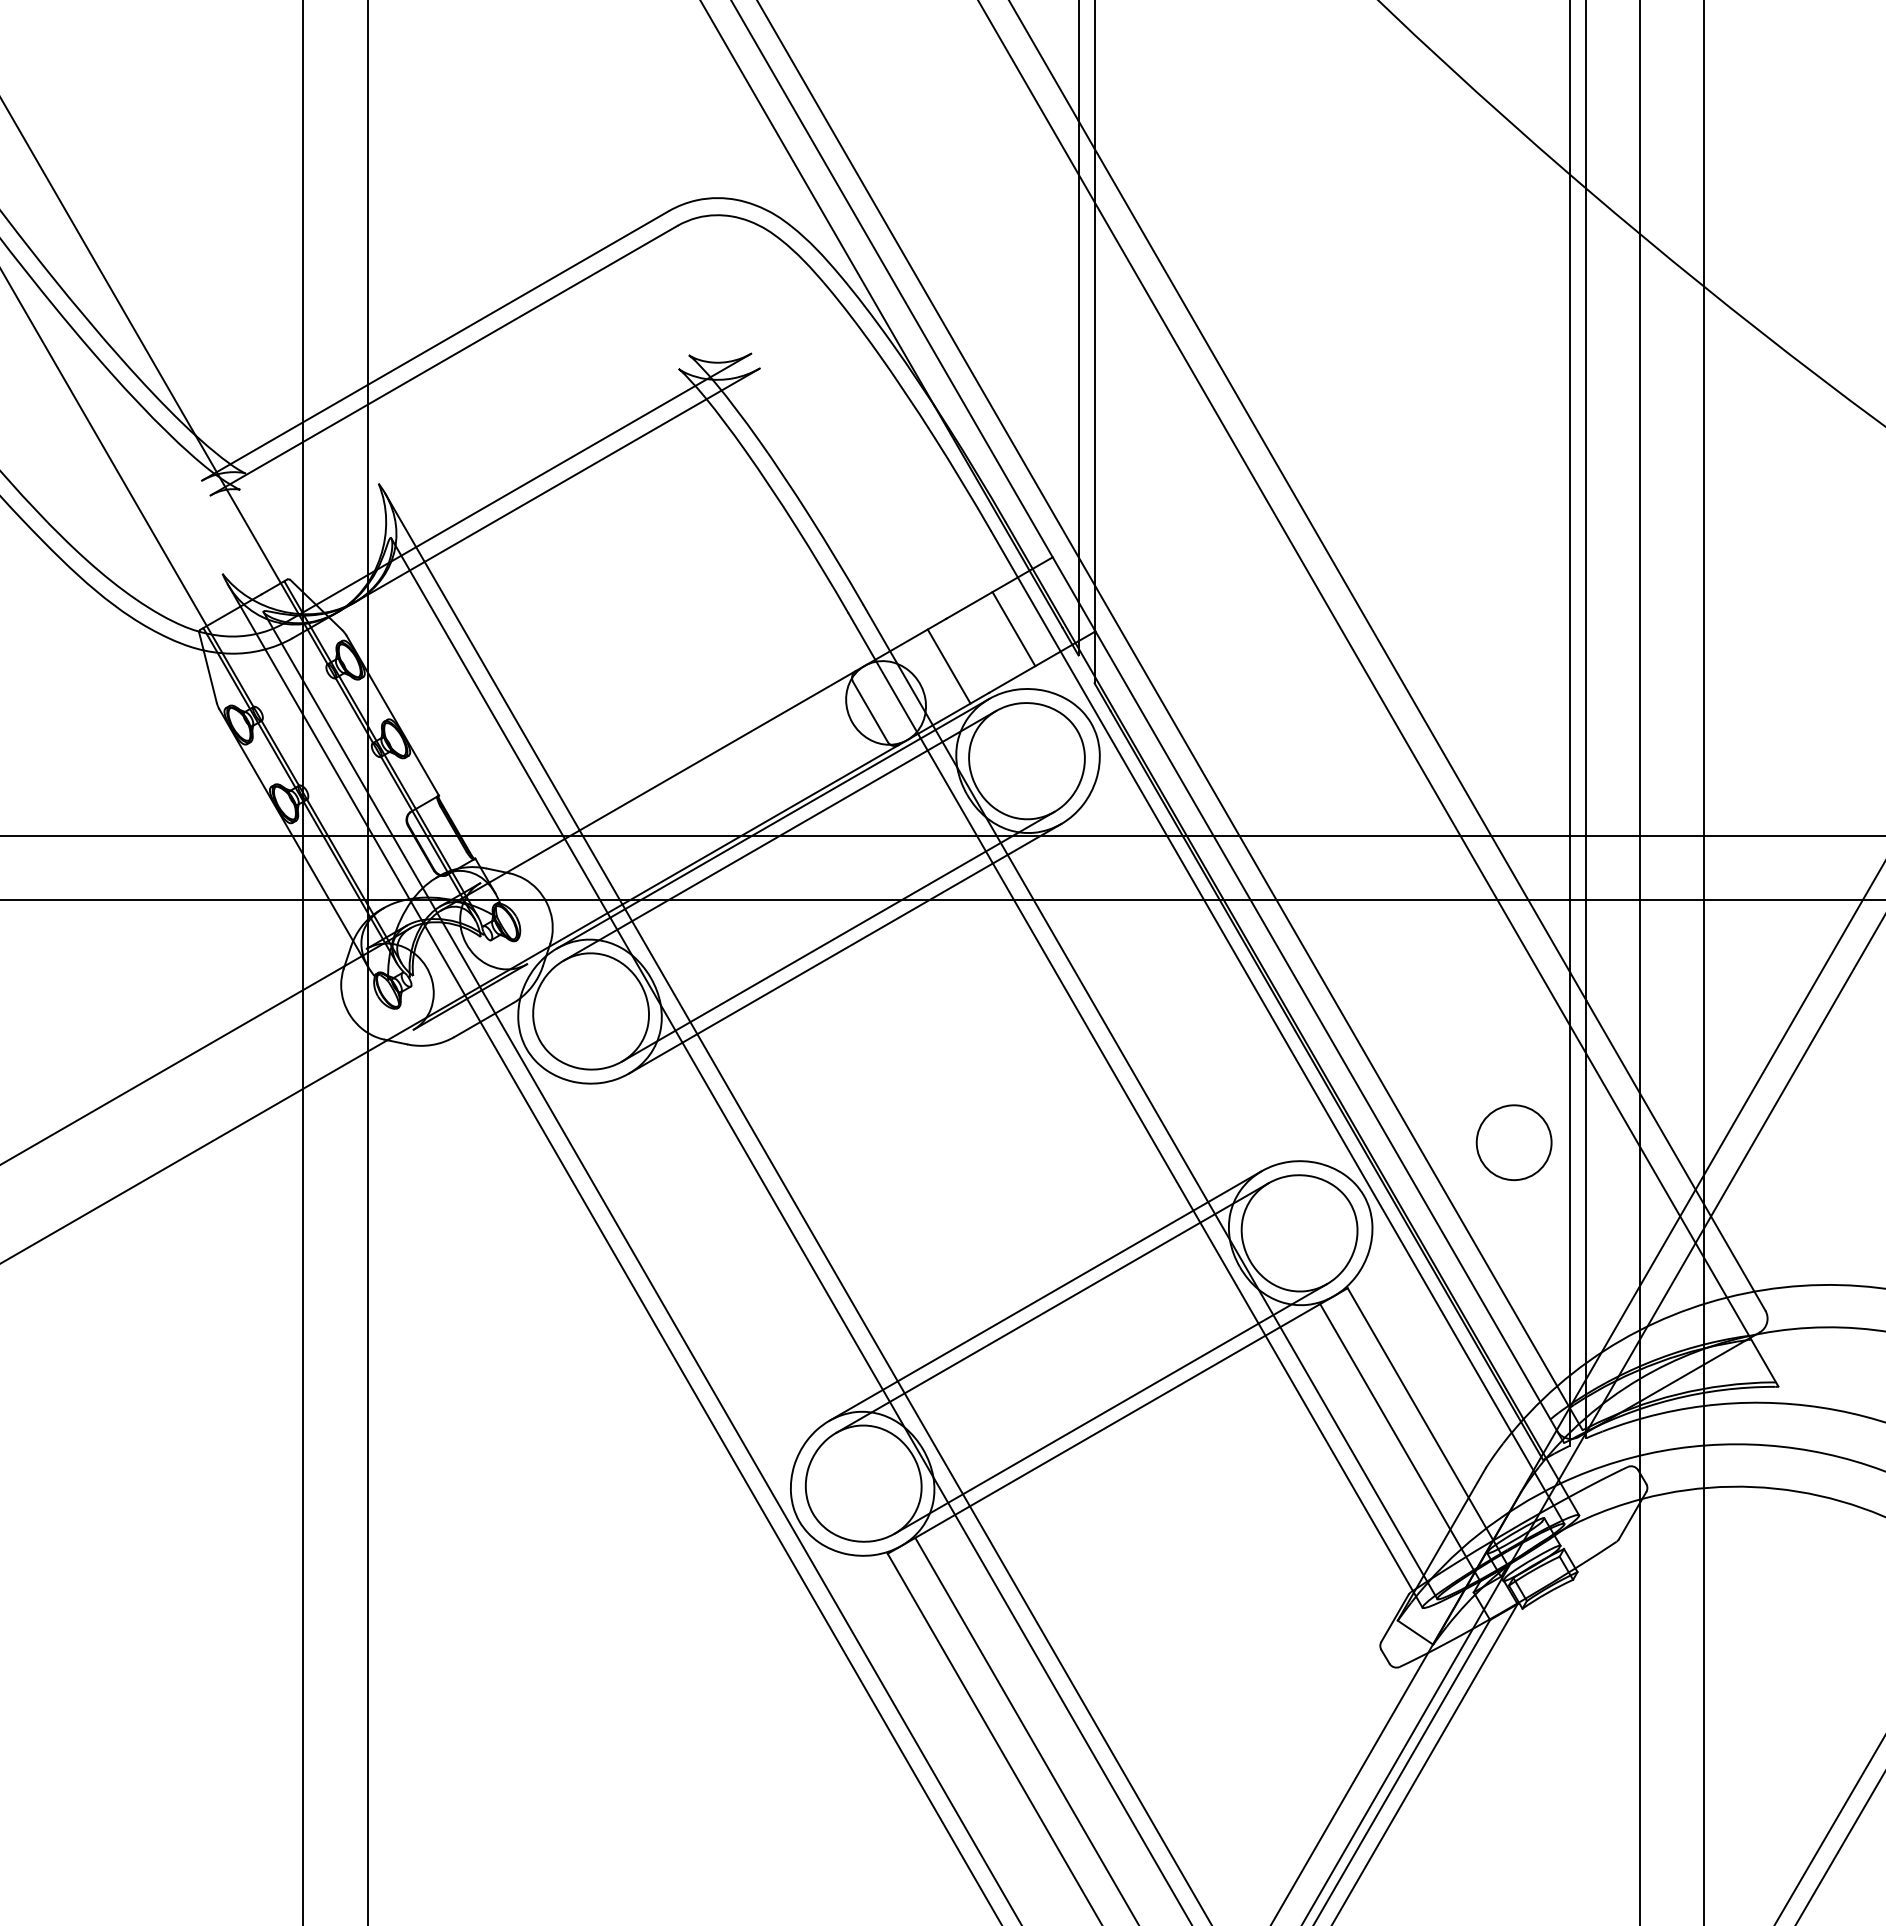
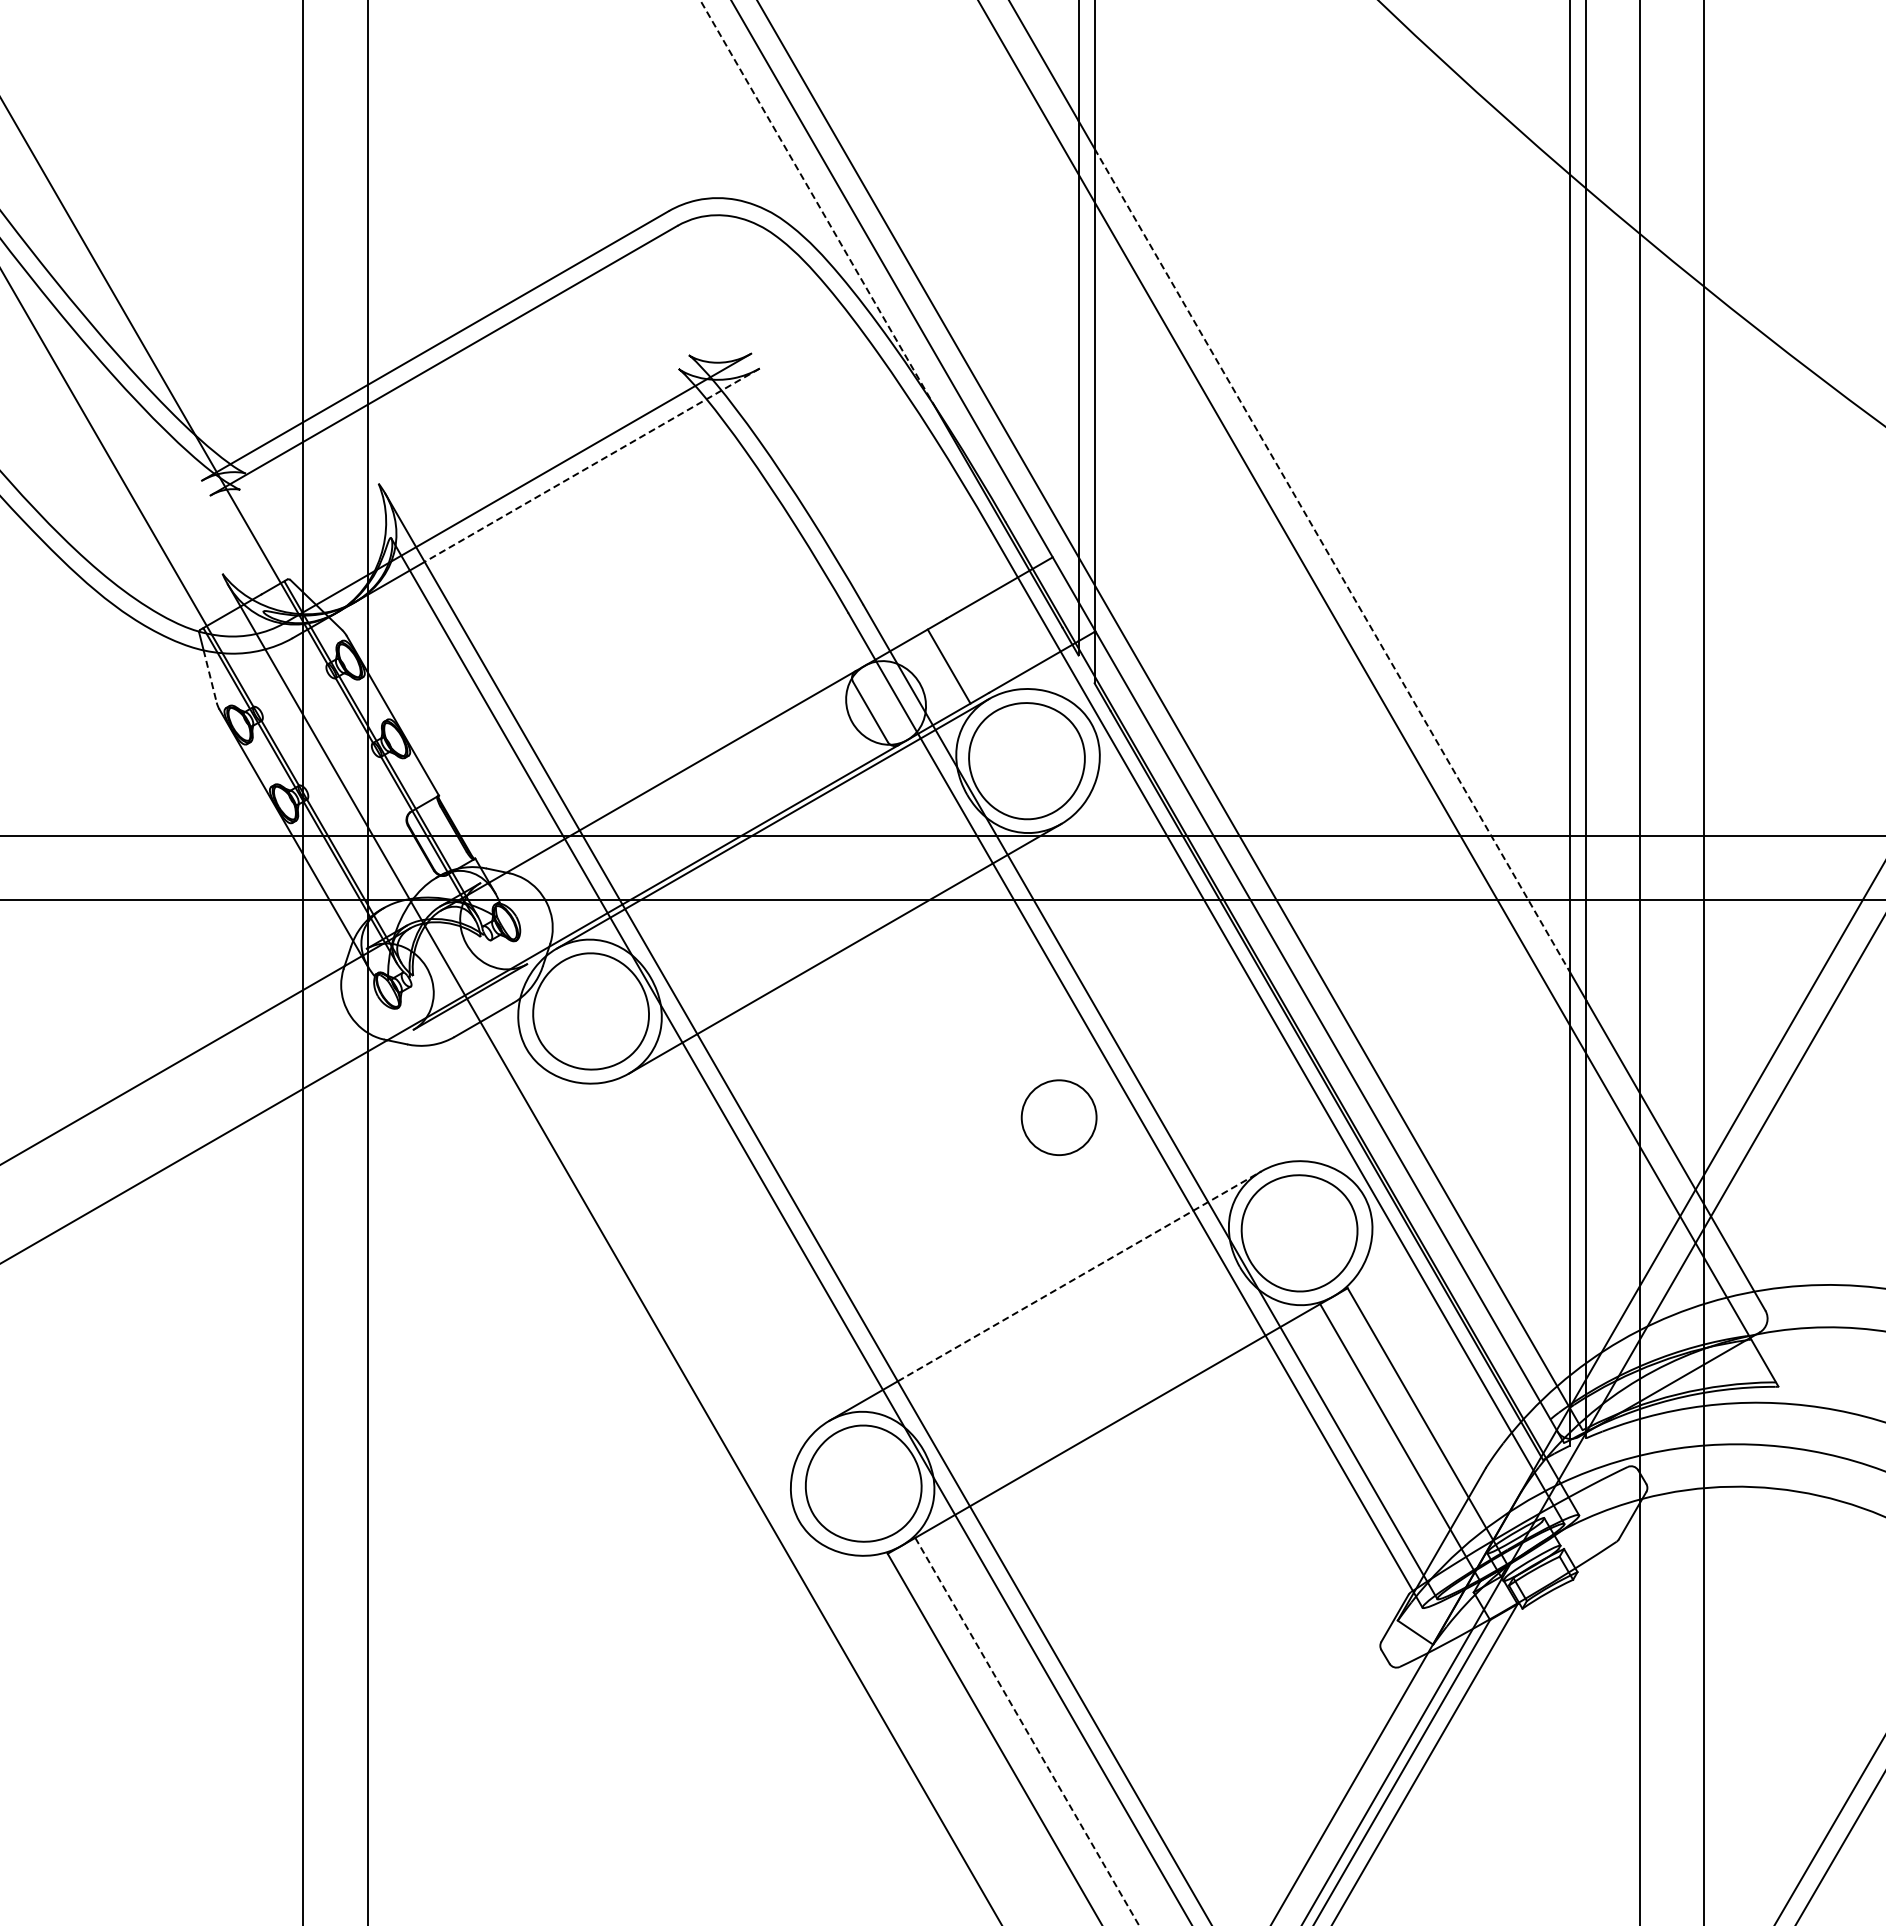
line: solid -> dashed (817, 202)
line: solid -> dashed (591, 465)
line: solid -> dashed (1332, 560)
line: present -> none (1013, 629)
line: solid -> dashed (210, 676)
line: present -> none (779, 835)
line: present -> none (837, 936)
circle position: (1513, 1142) -> (1058, 1117) (1058, 1117)
line: present -> none (641, 1267)
line: solid -> dashed (1080, 1276)
line: present -> none (1052, 1307)
line: present -> none (1110, 1408)
line: solid -> dashed (1027, 1731)
